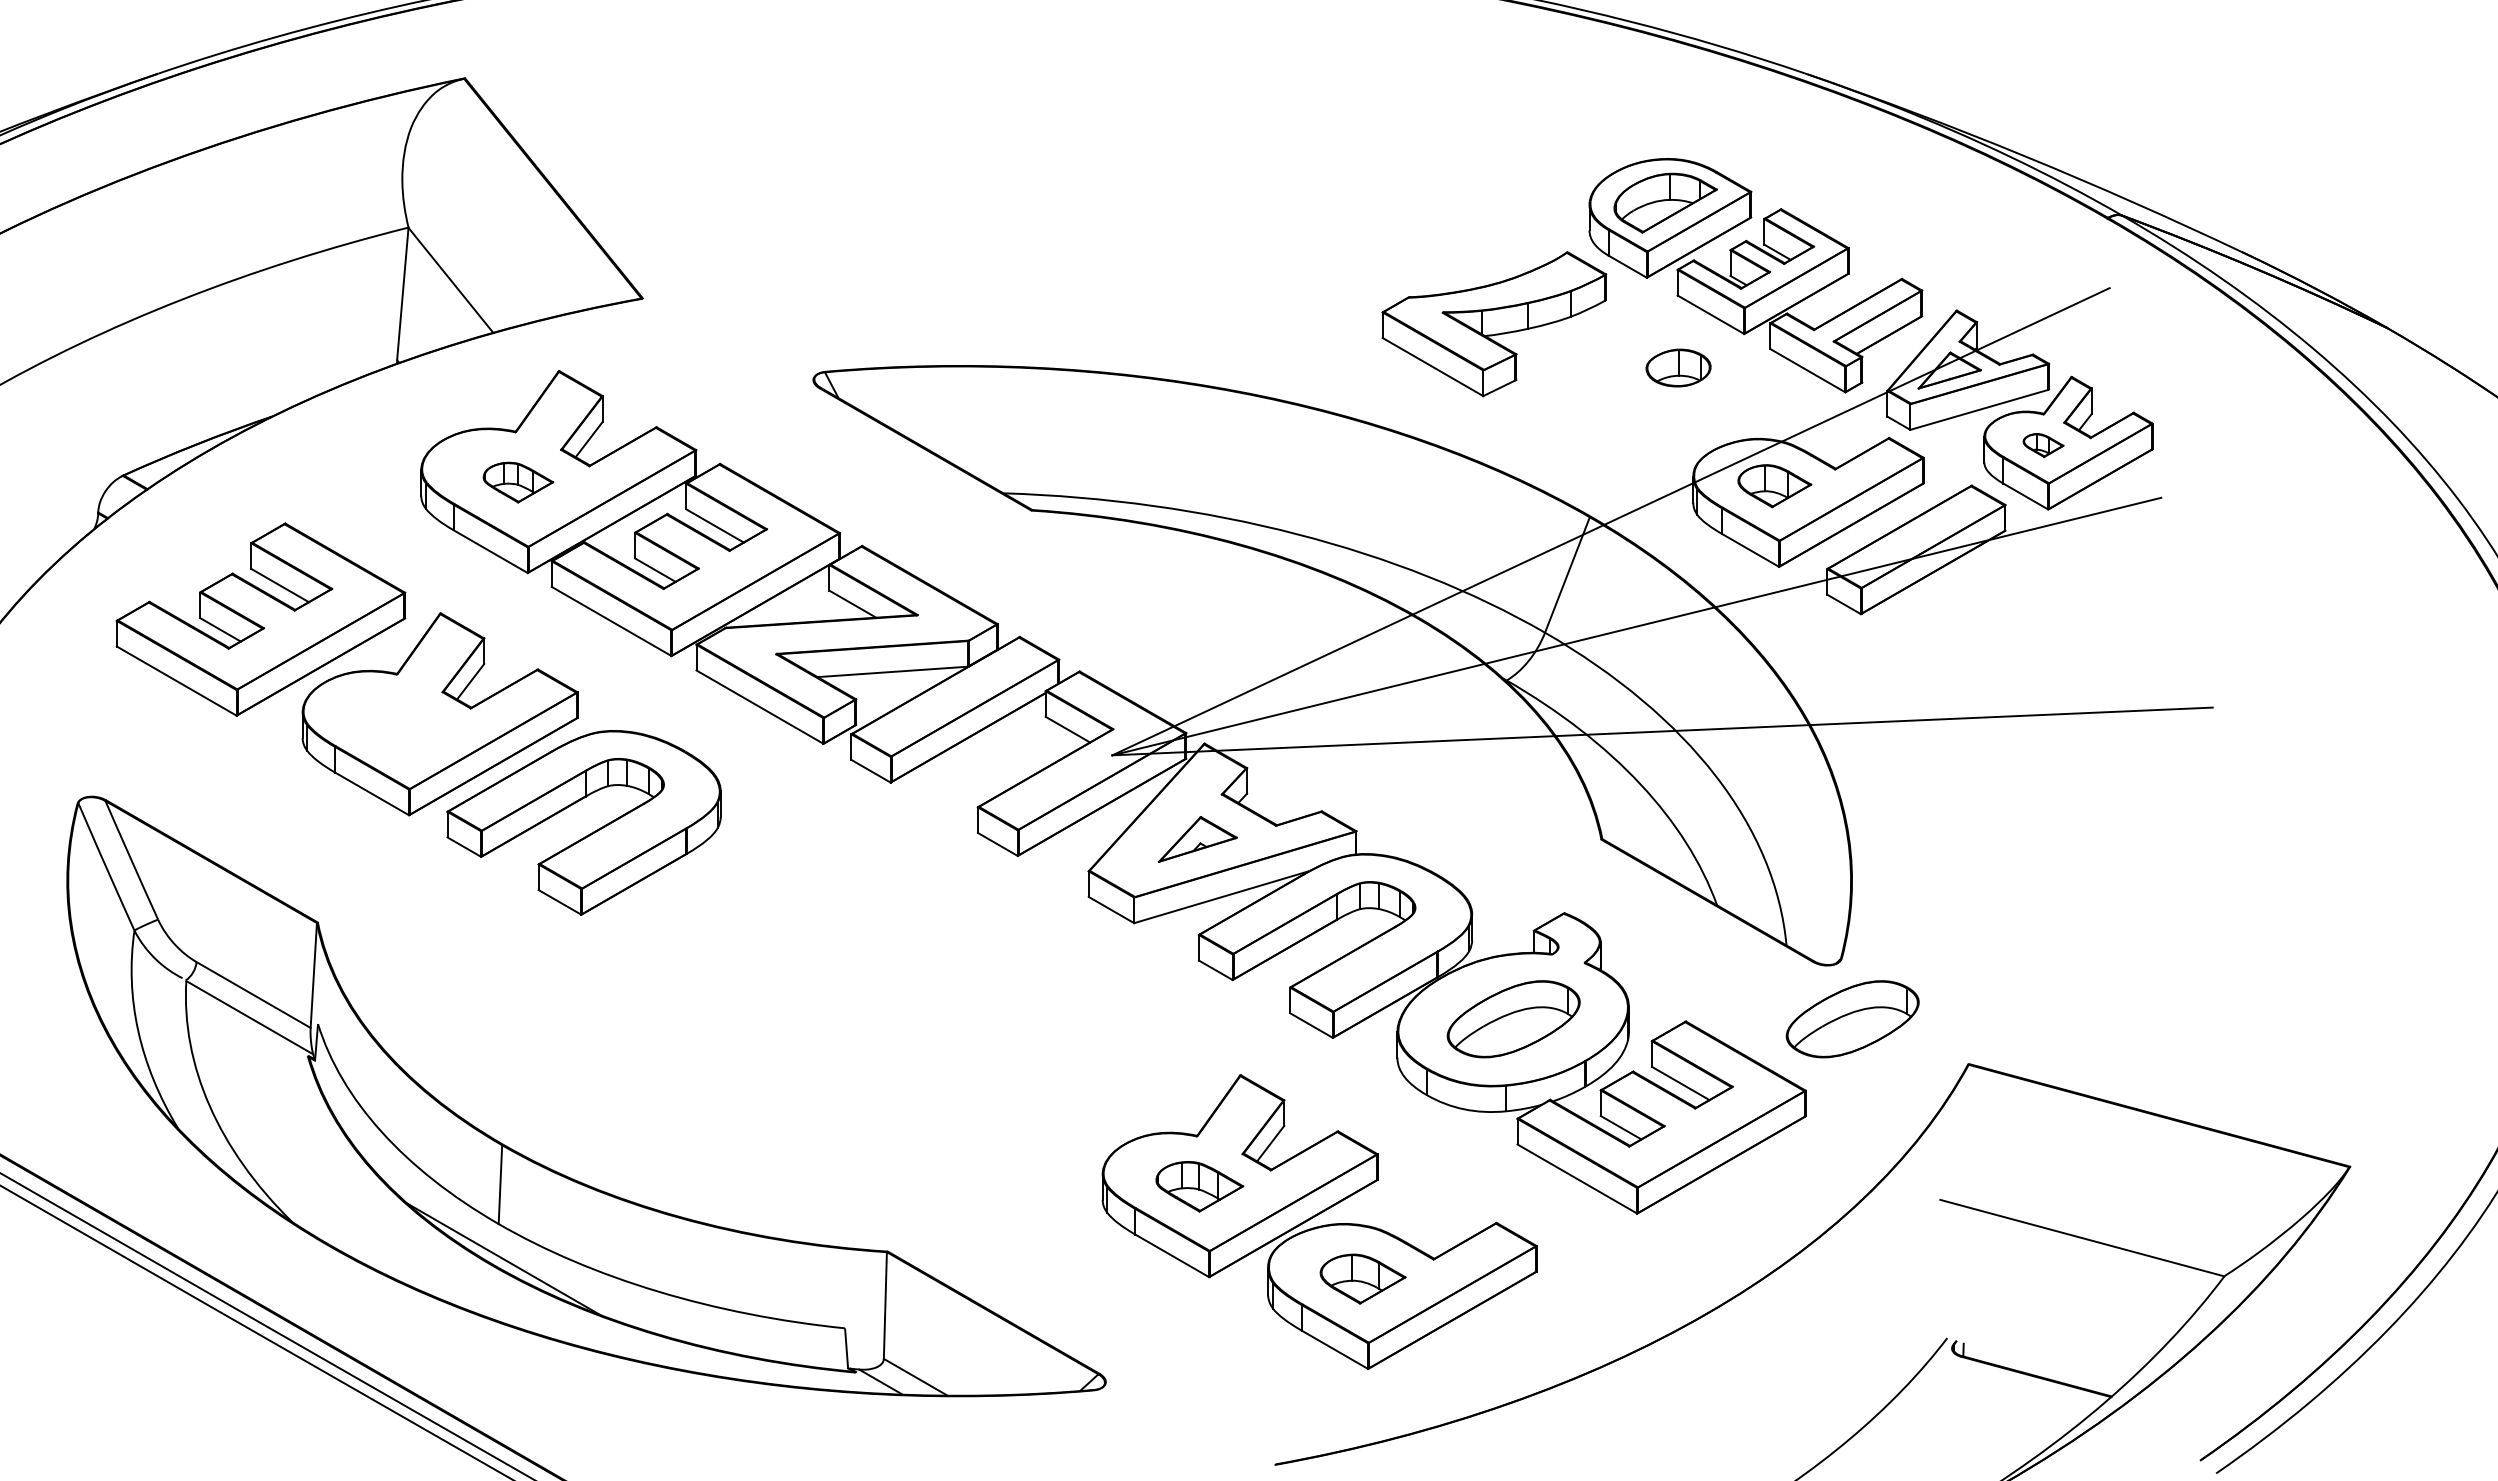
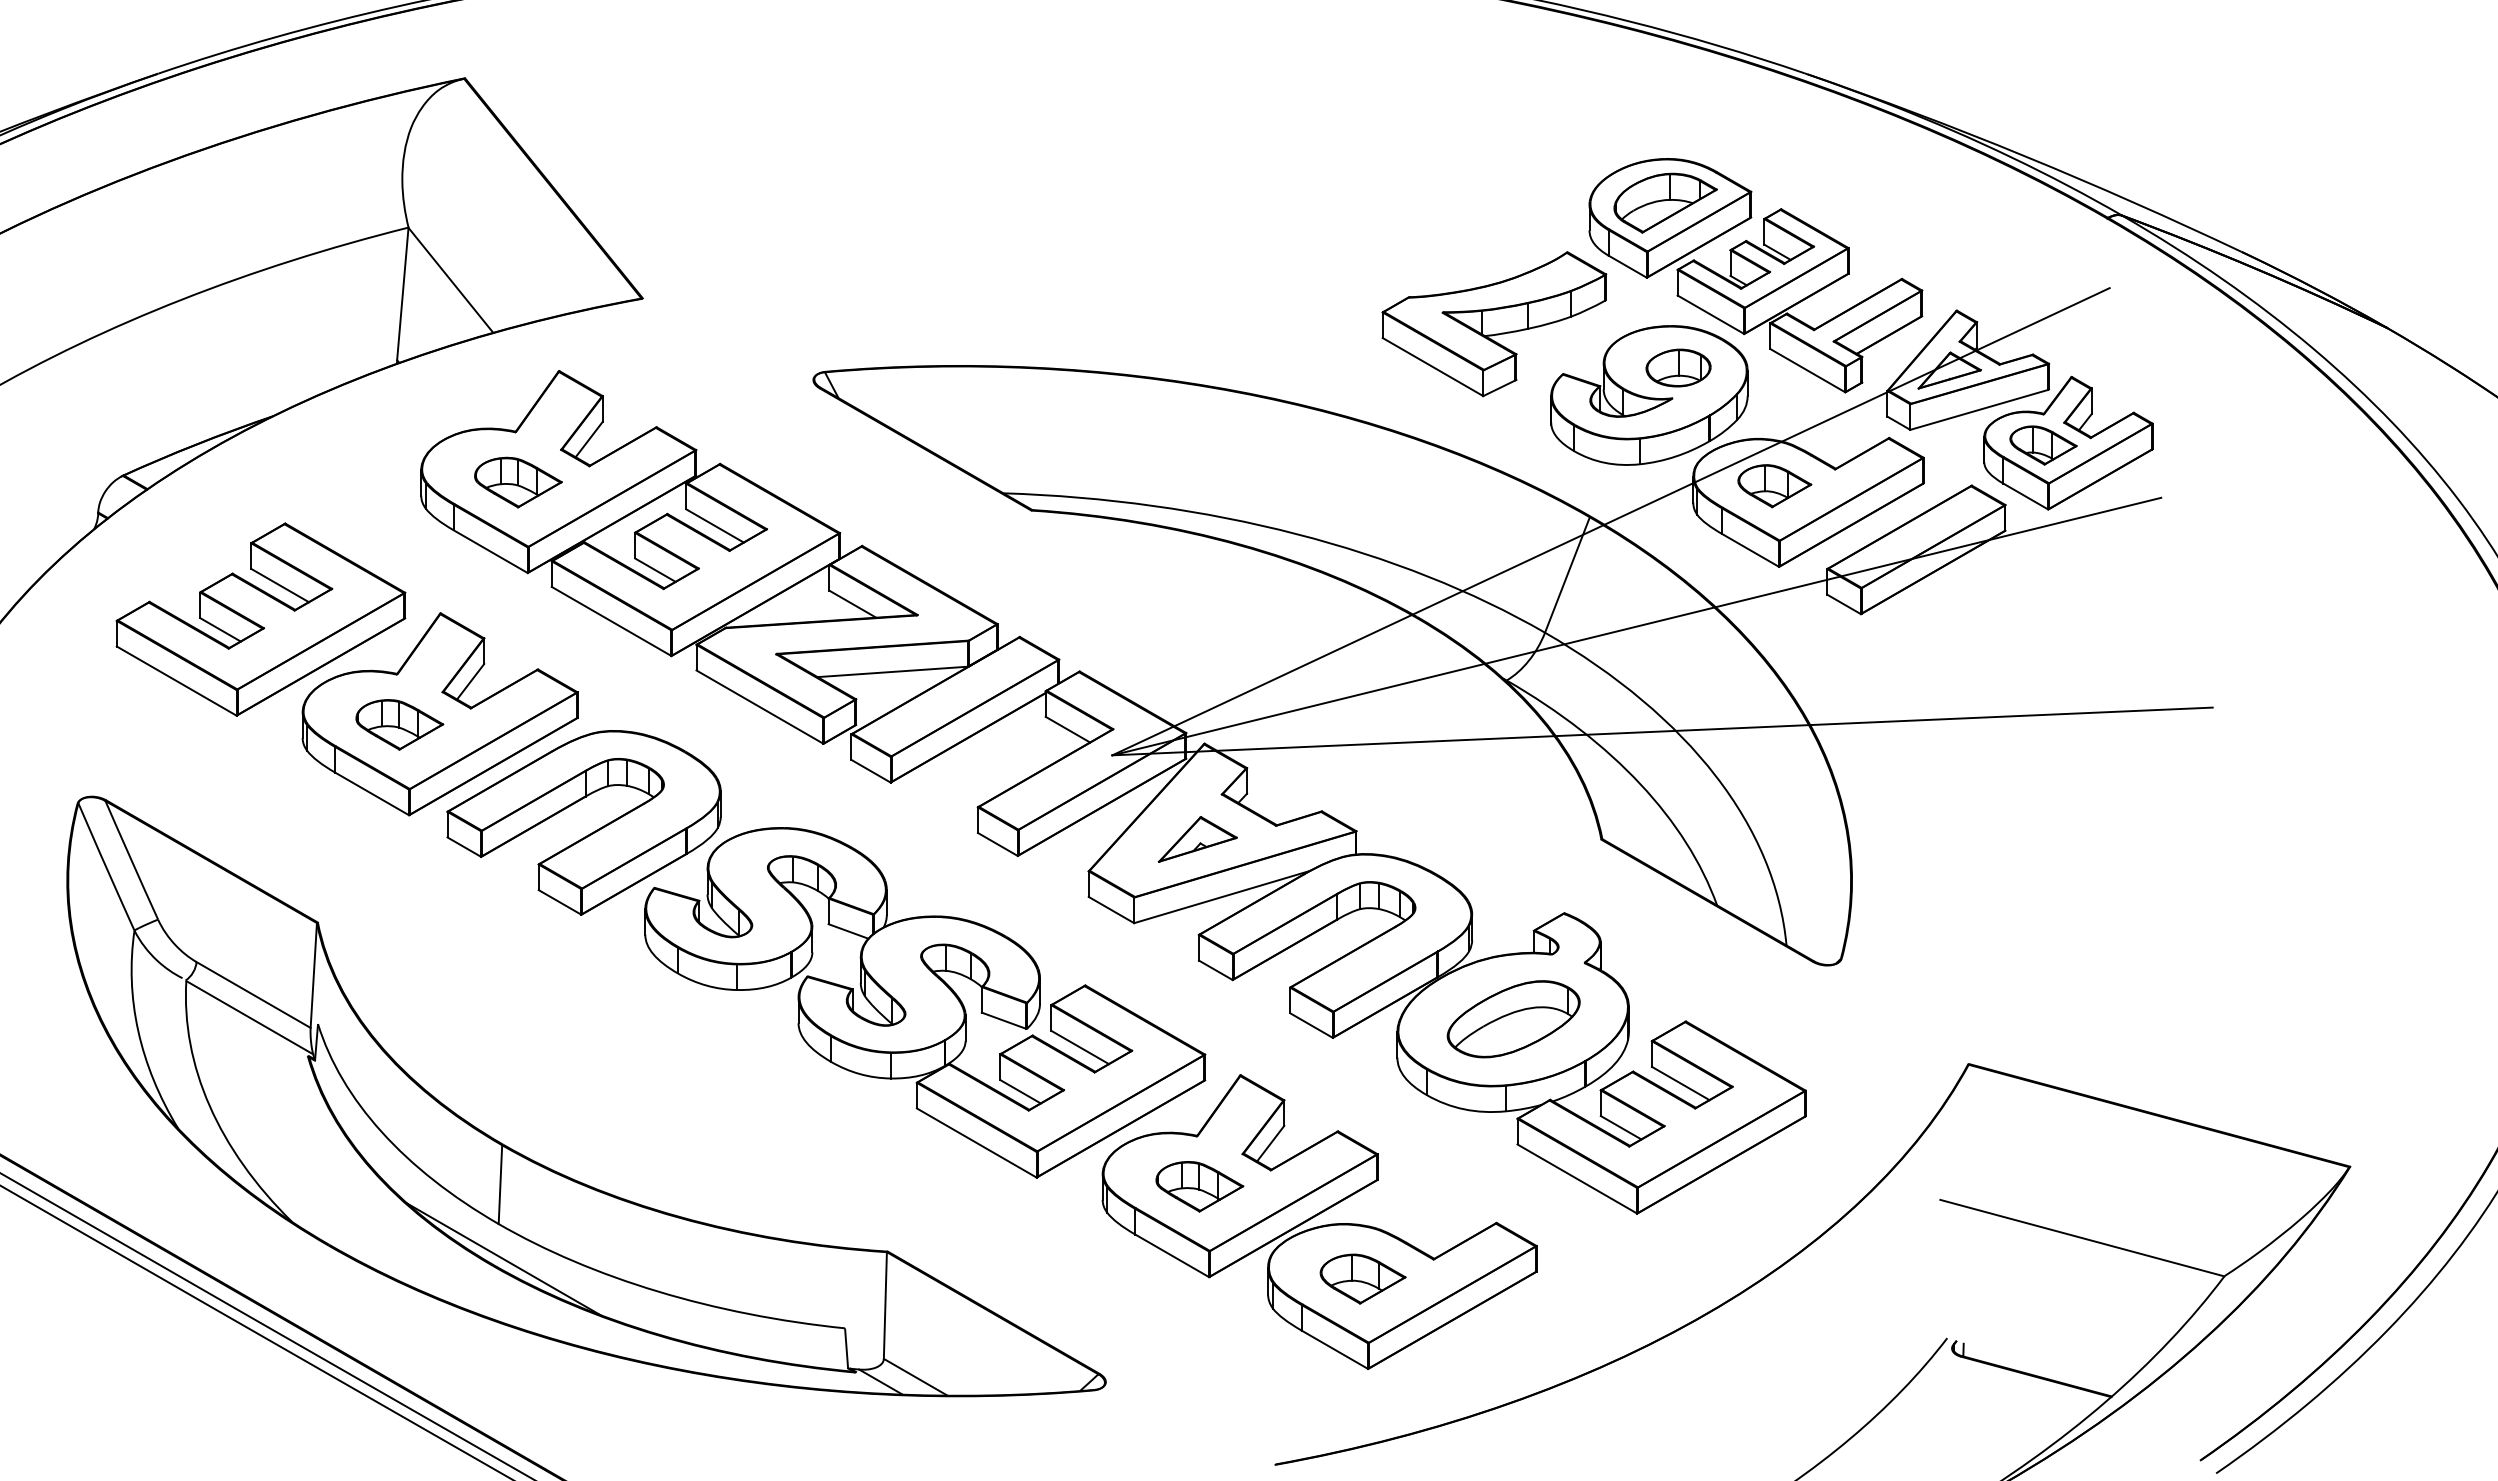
part: none -> present (1649, 395)
part size: 43x25 px -> 69x41 px (2043, 445)
part size: 73x43 px -> 89x53 px (518, 482)
part: none -> present (399, 724)
part: none -> present (925, 1002)
part: present -> none (1852, 1019)
